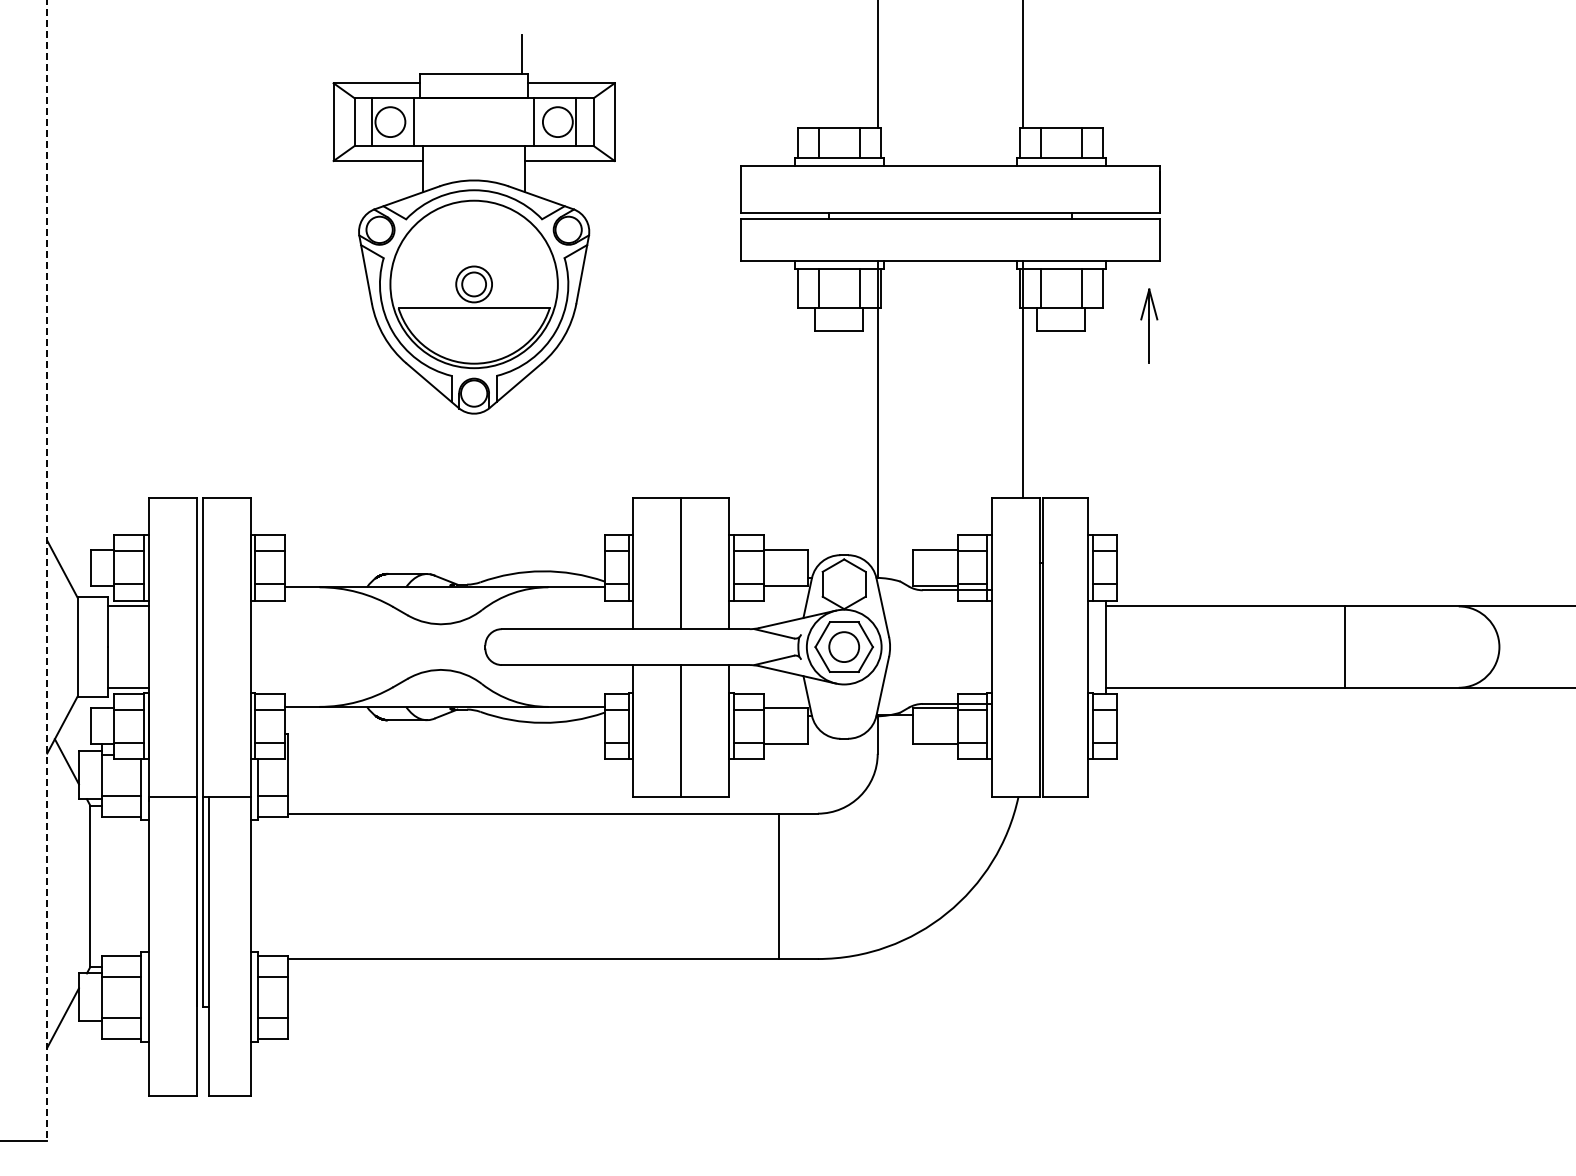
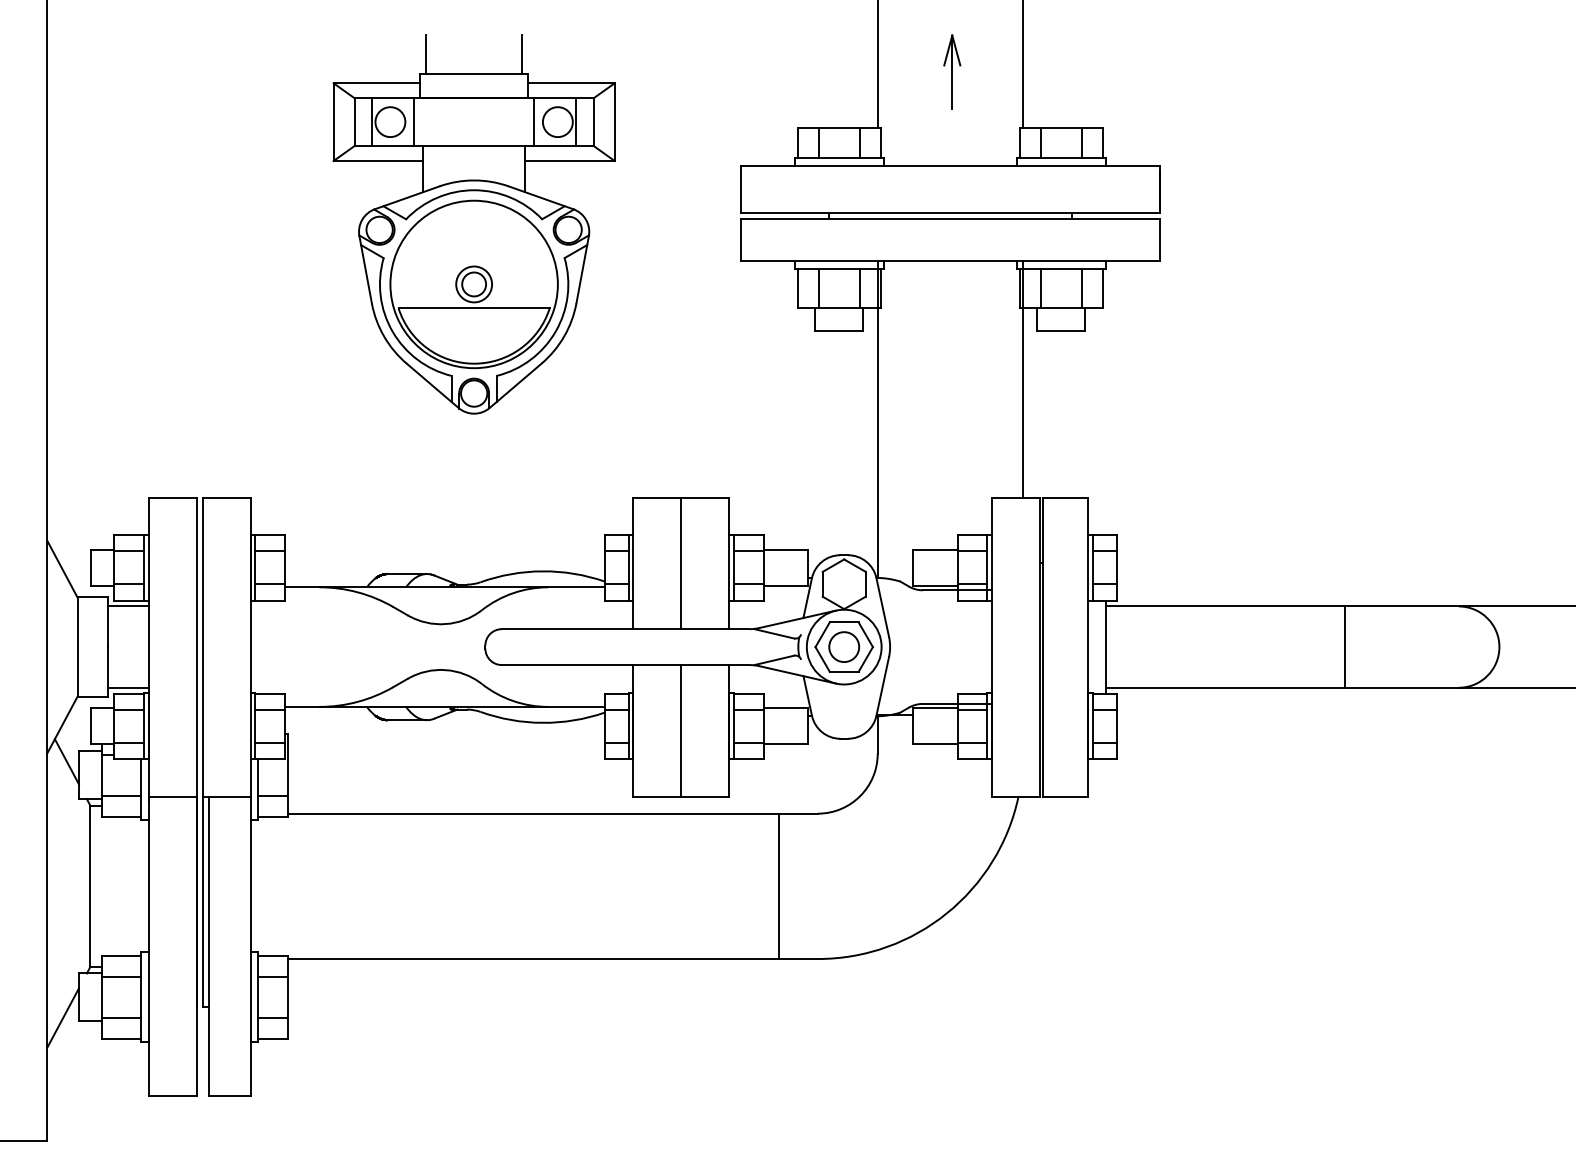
line: none -> present (426, 54)
part position: (1149, 325) -> (952, 71) (952, 71)
line: dashed -> solid (47, 570)
